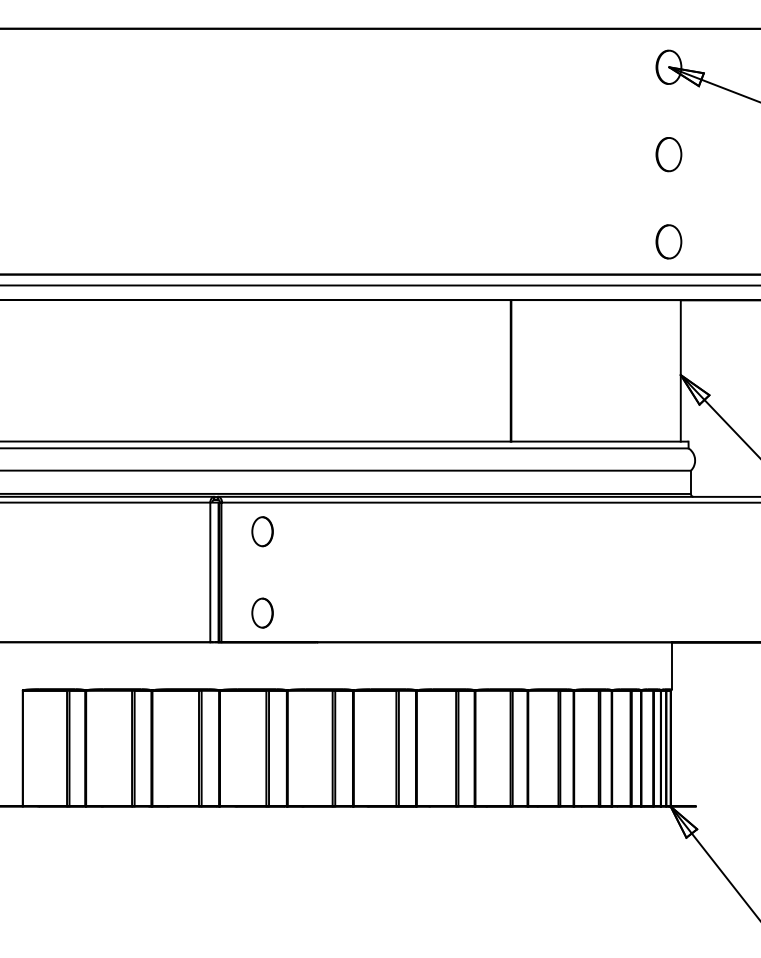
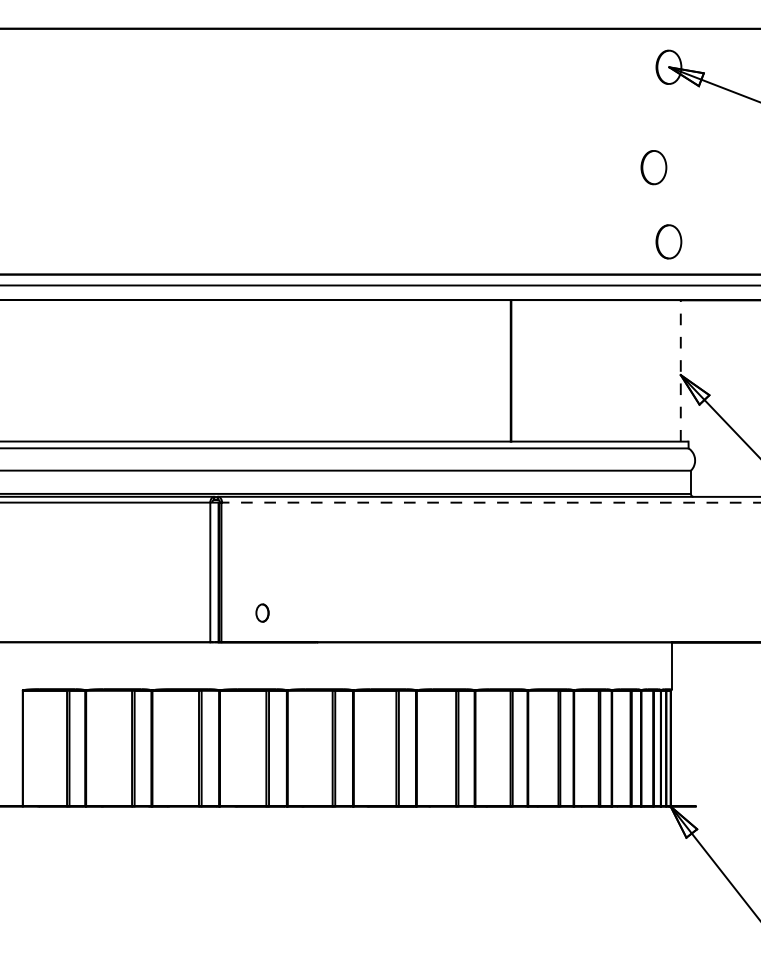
part position: (668, 154) -> (653, 167) (653, 167)
line: solid -> dashed (680, 370)
line: solid -> dashed (490, 502)
part: present -> none (262, 531)
part size: 23x32 px -> 15x20 px (262, 612)
